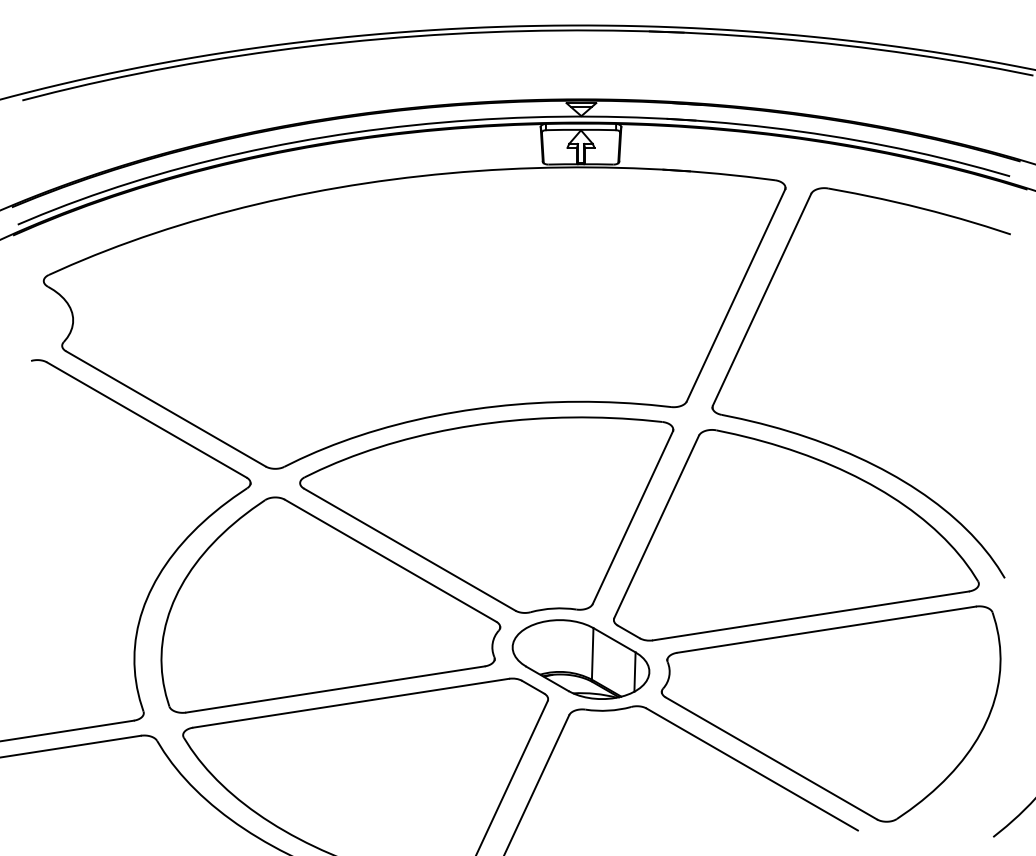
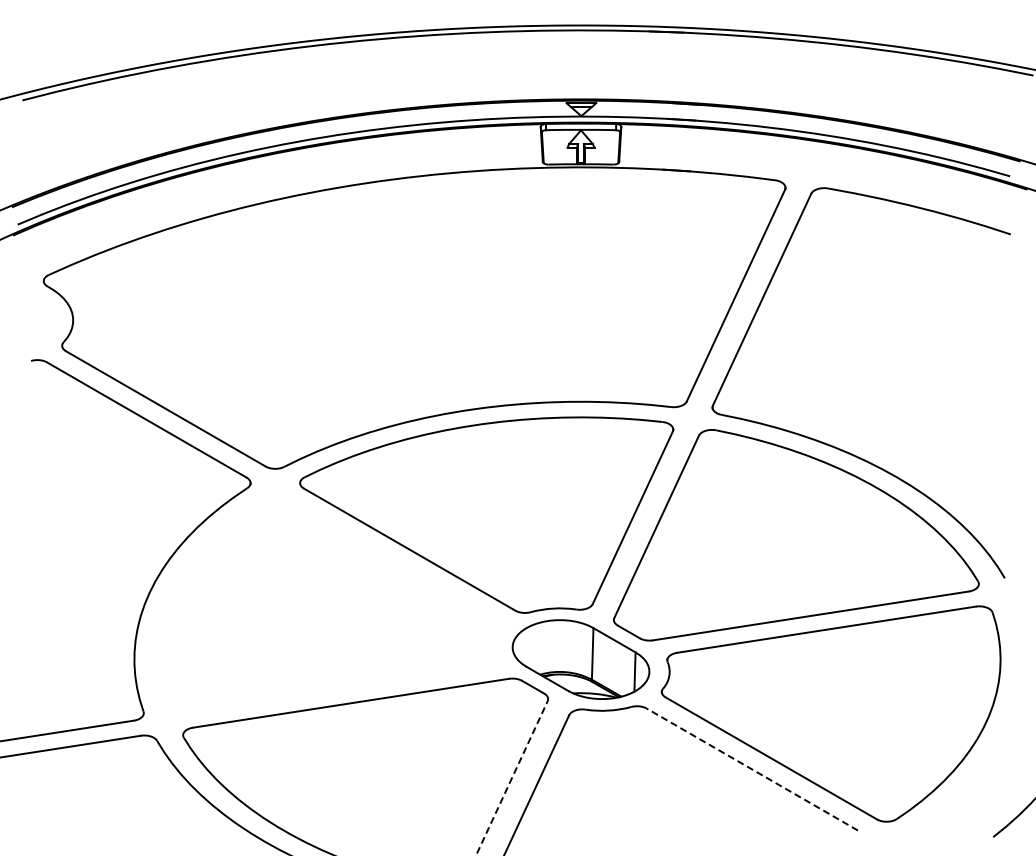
part: present -> none (330, 604)
line: solid -> dashed (752, 769)
line: solid -> dashed (512, 777)
